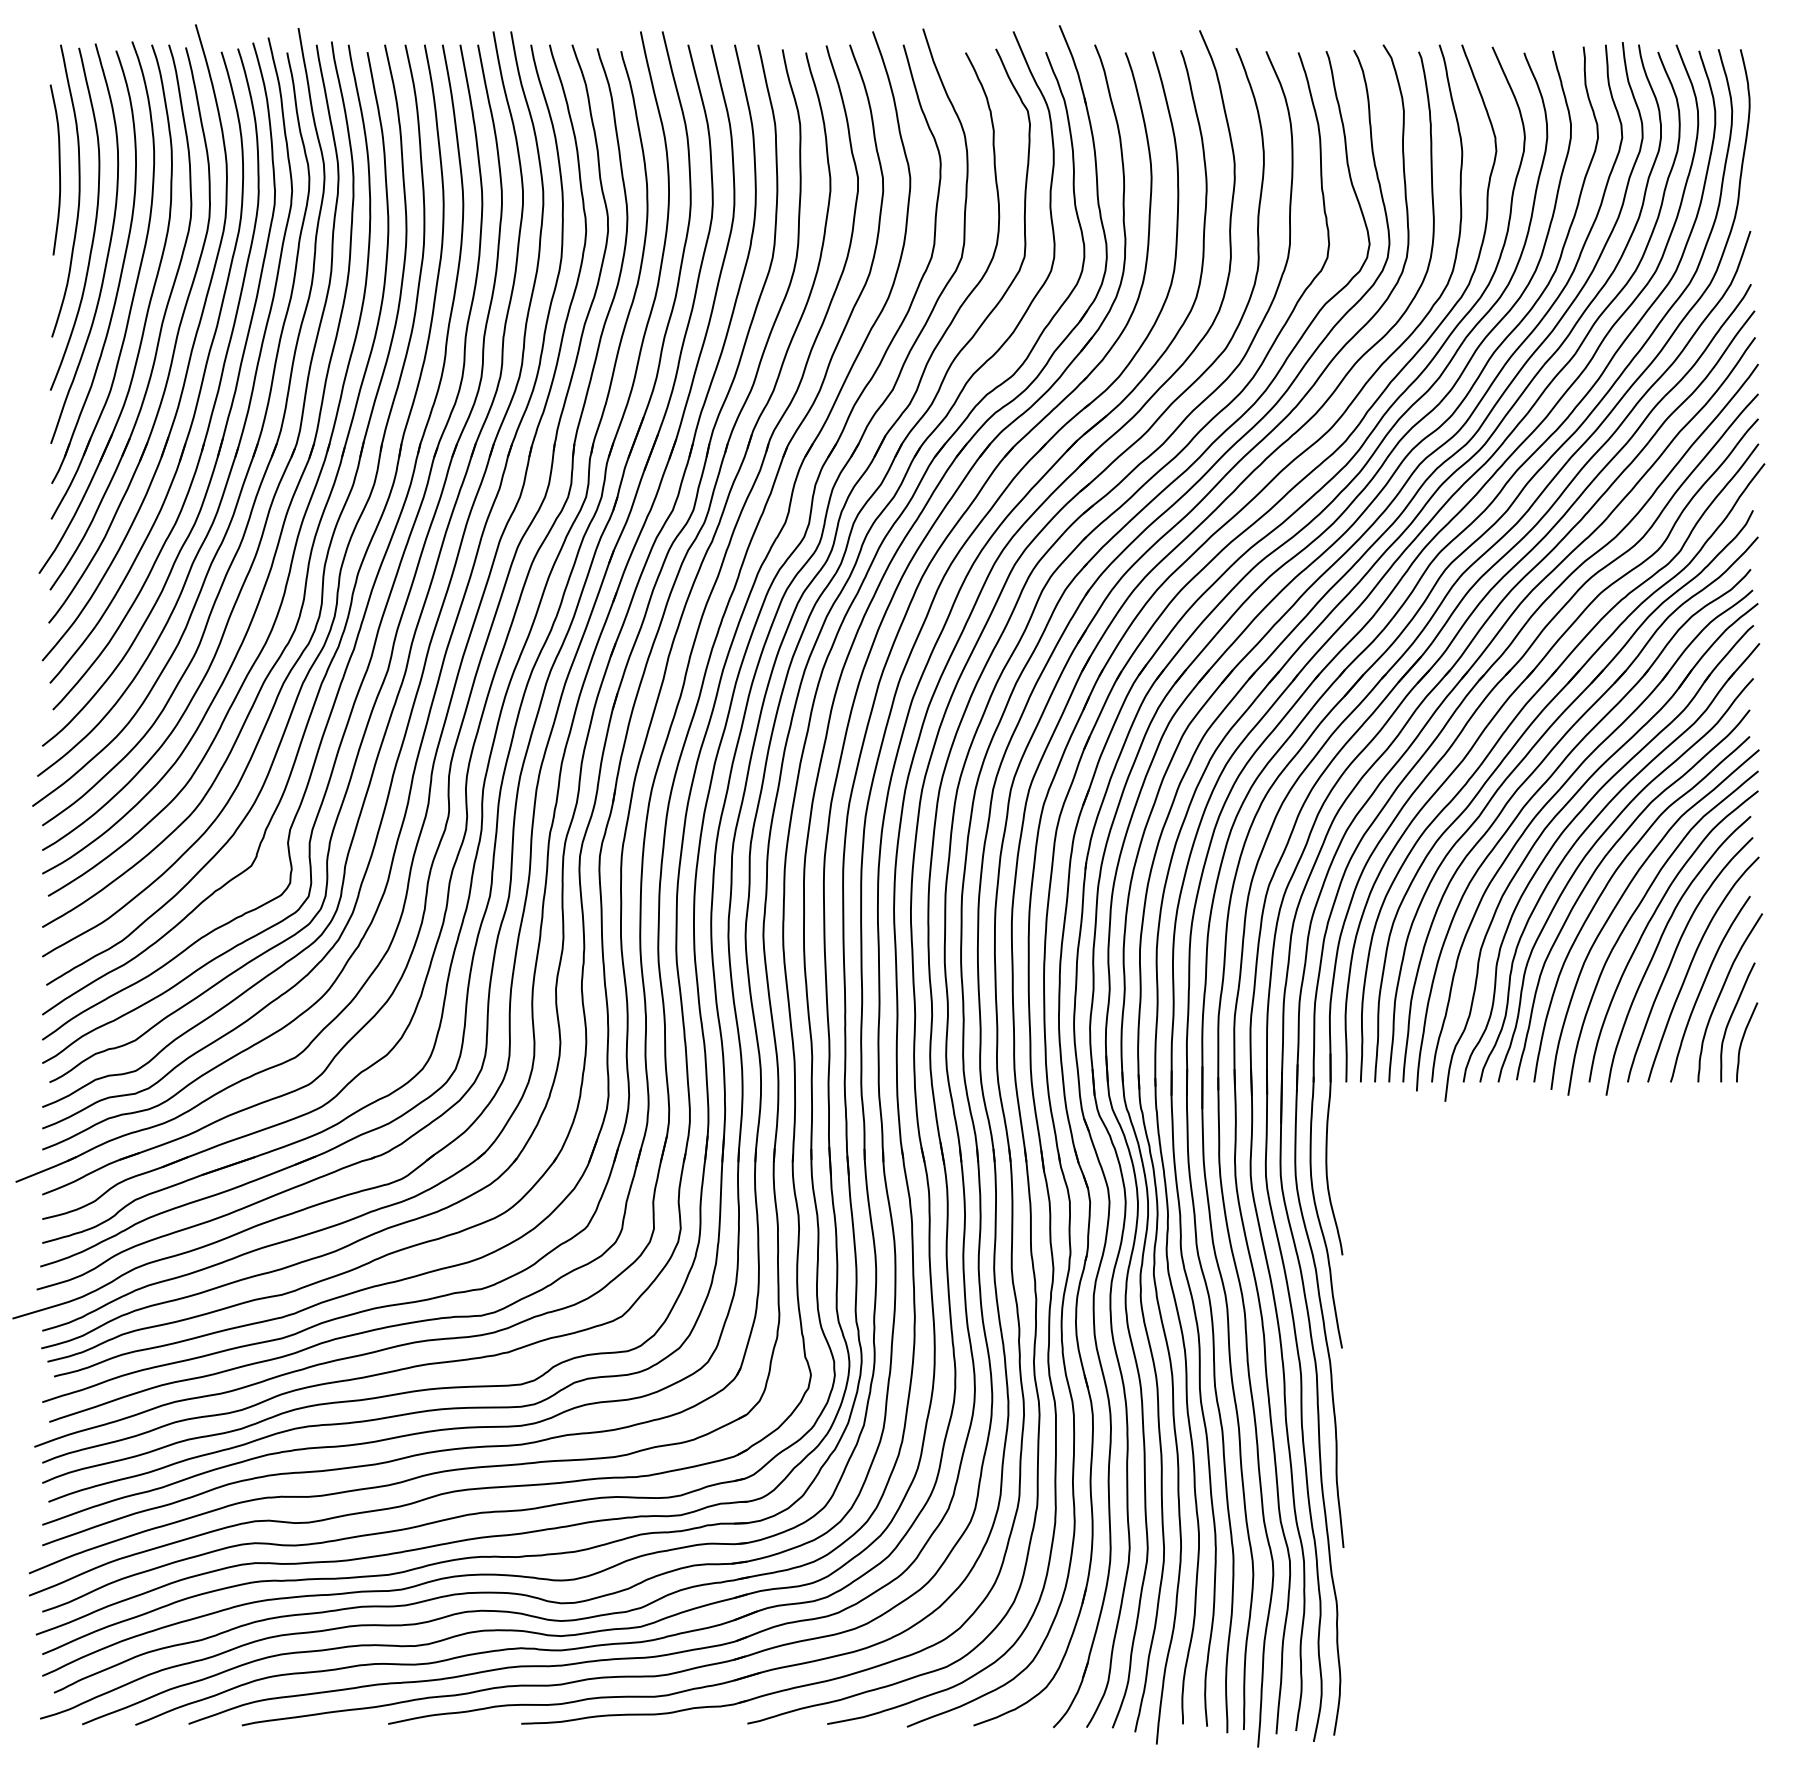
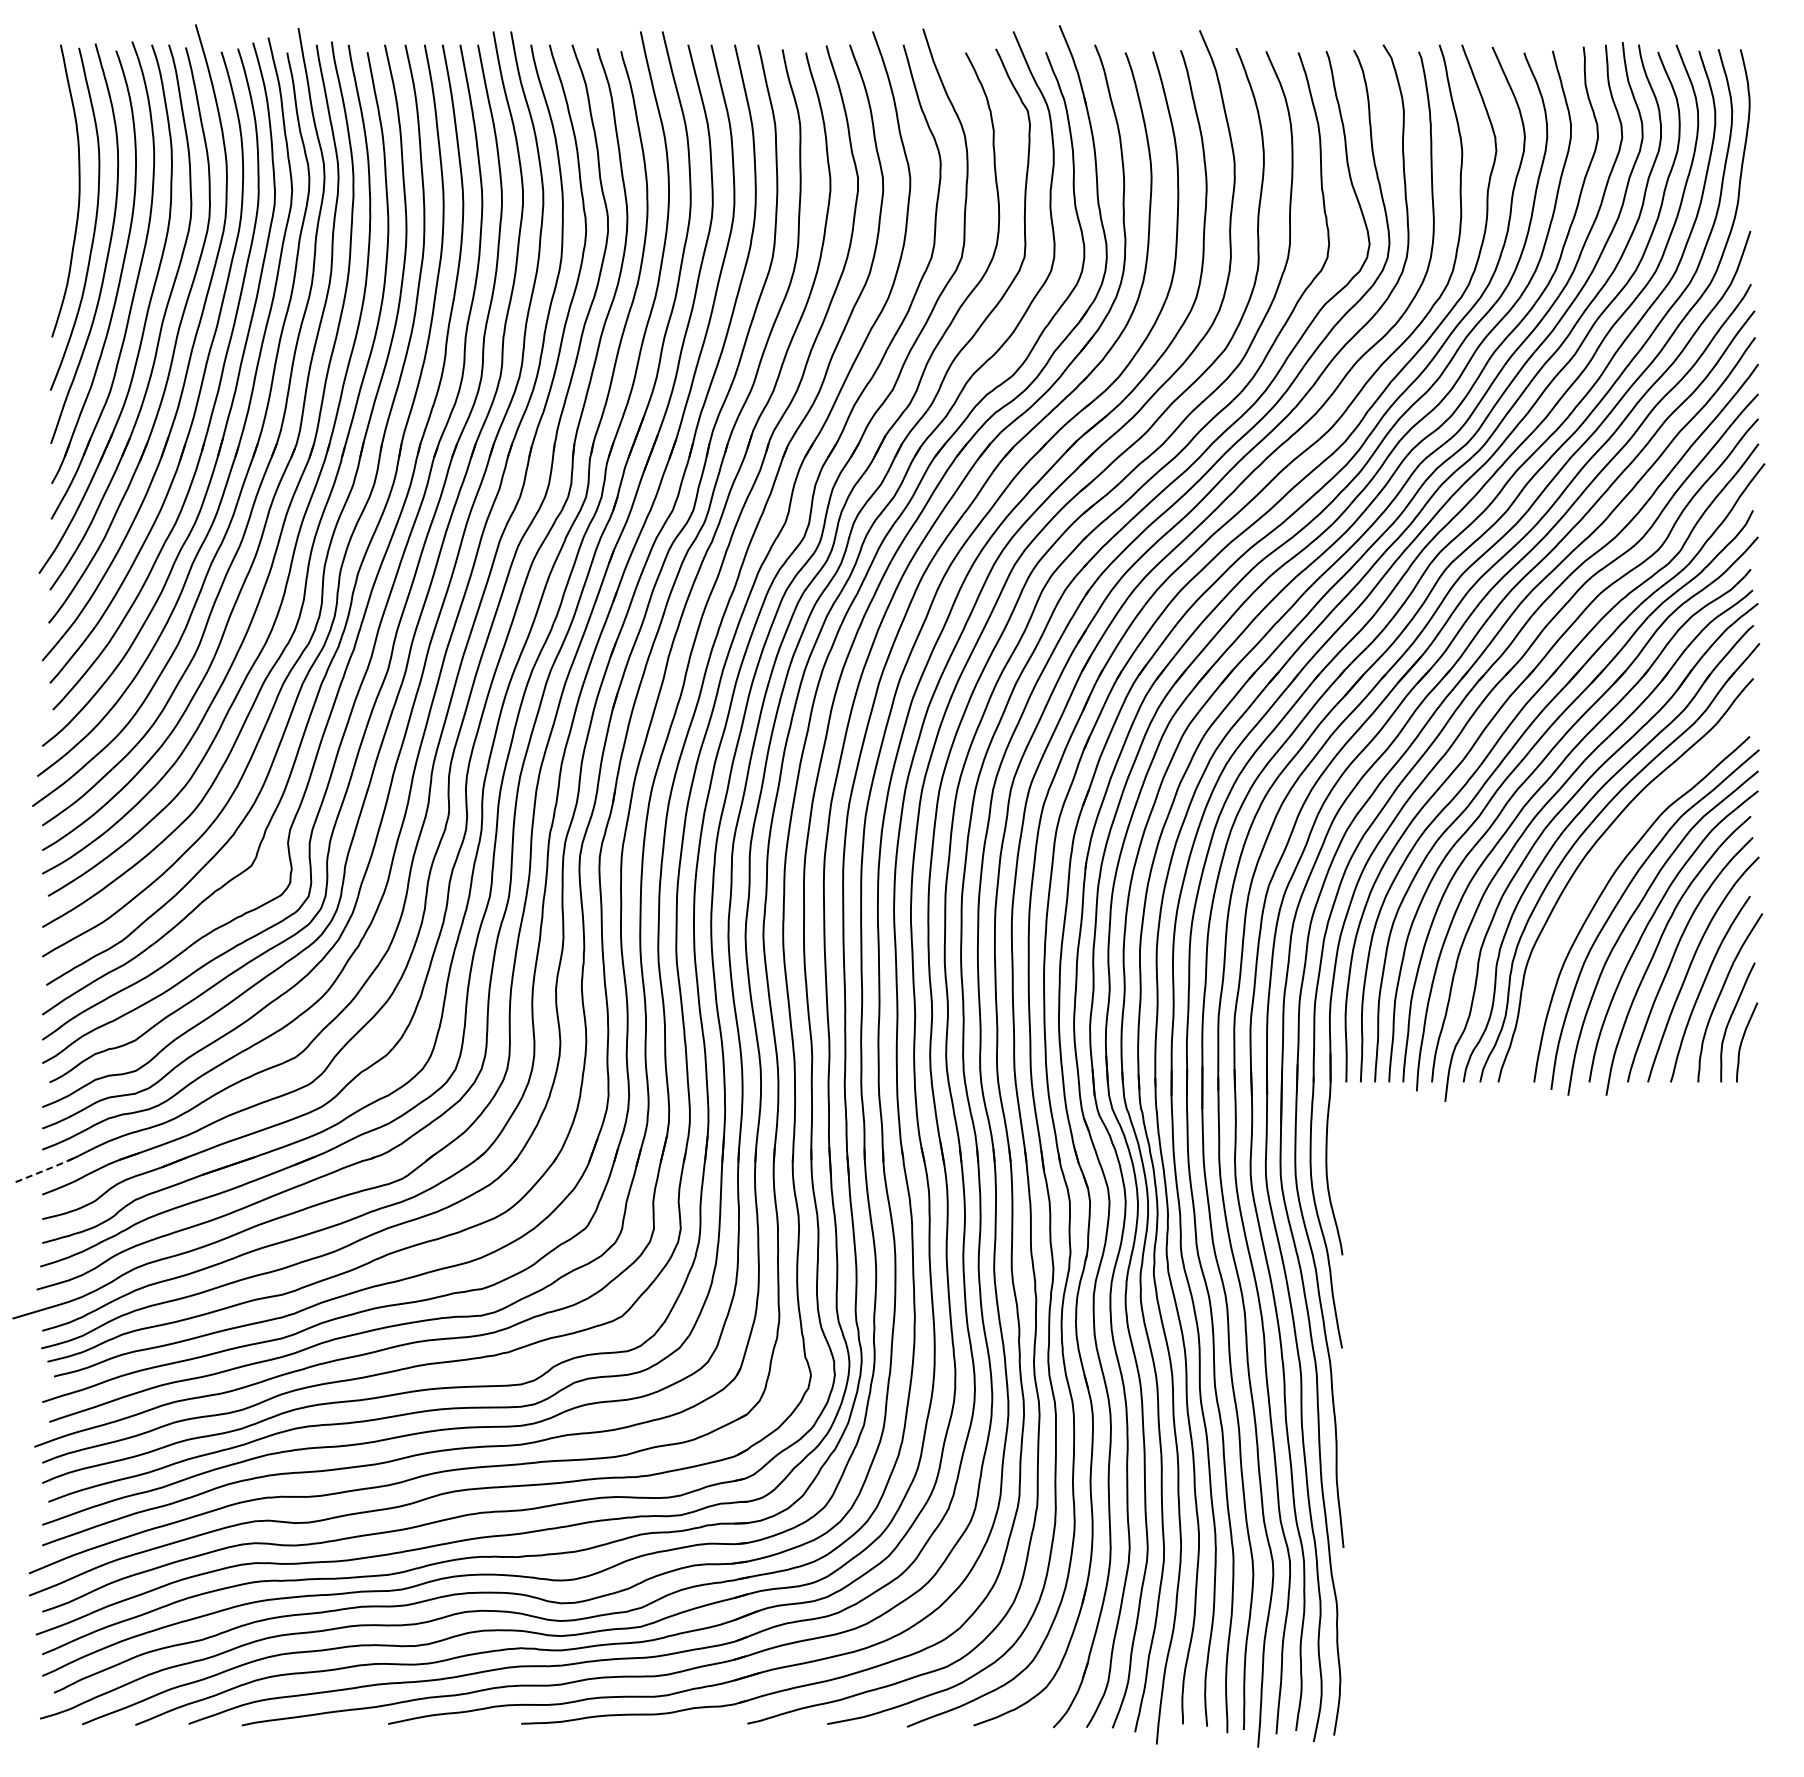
curve: present -> none (59, 169)
curve: present -> none (1597, 869)
line: solid -> dashed (48, 1169)
